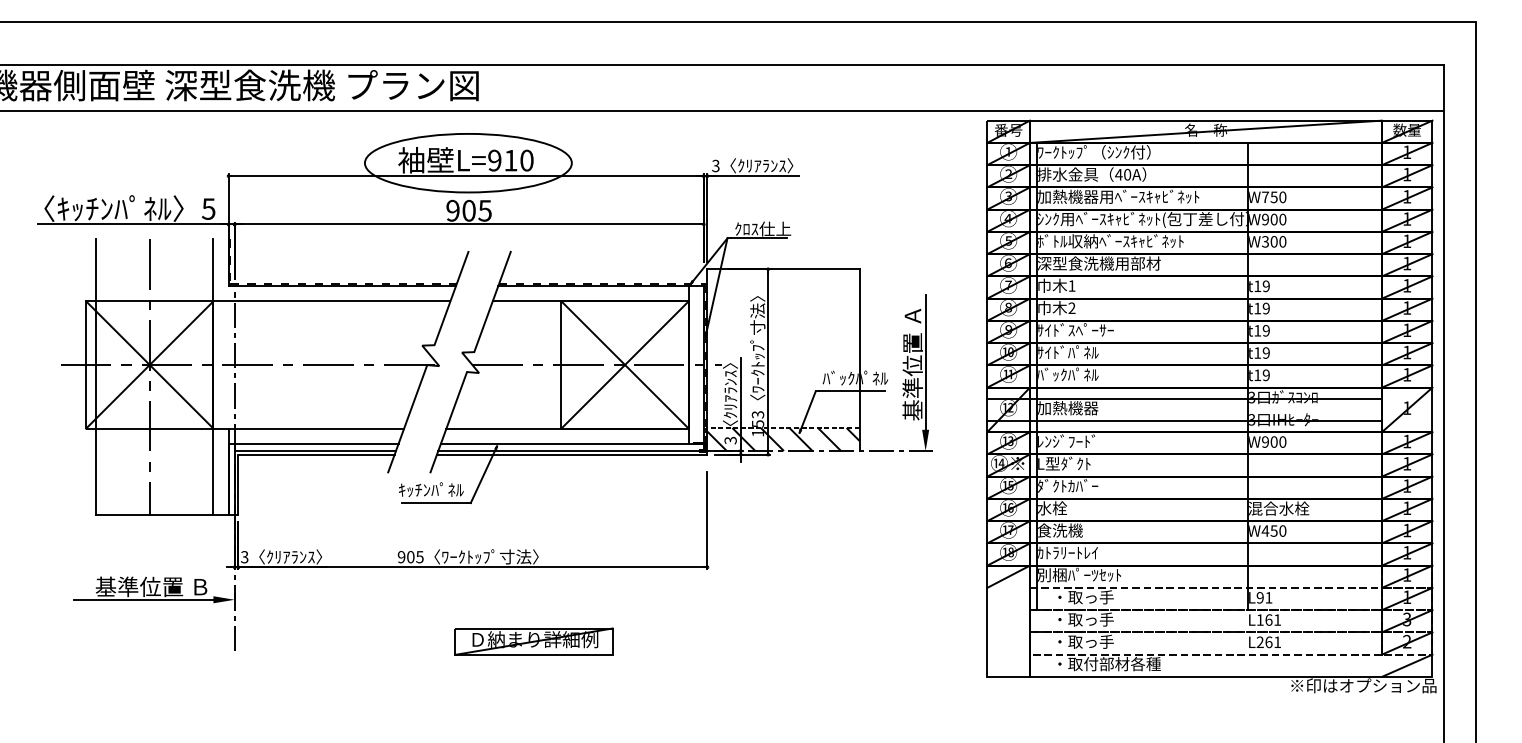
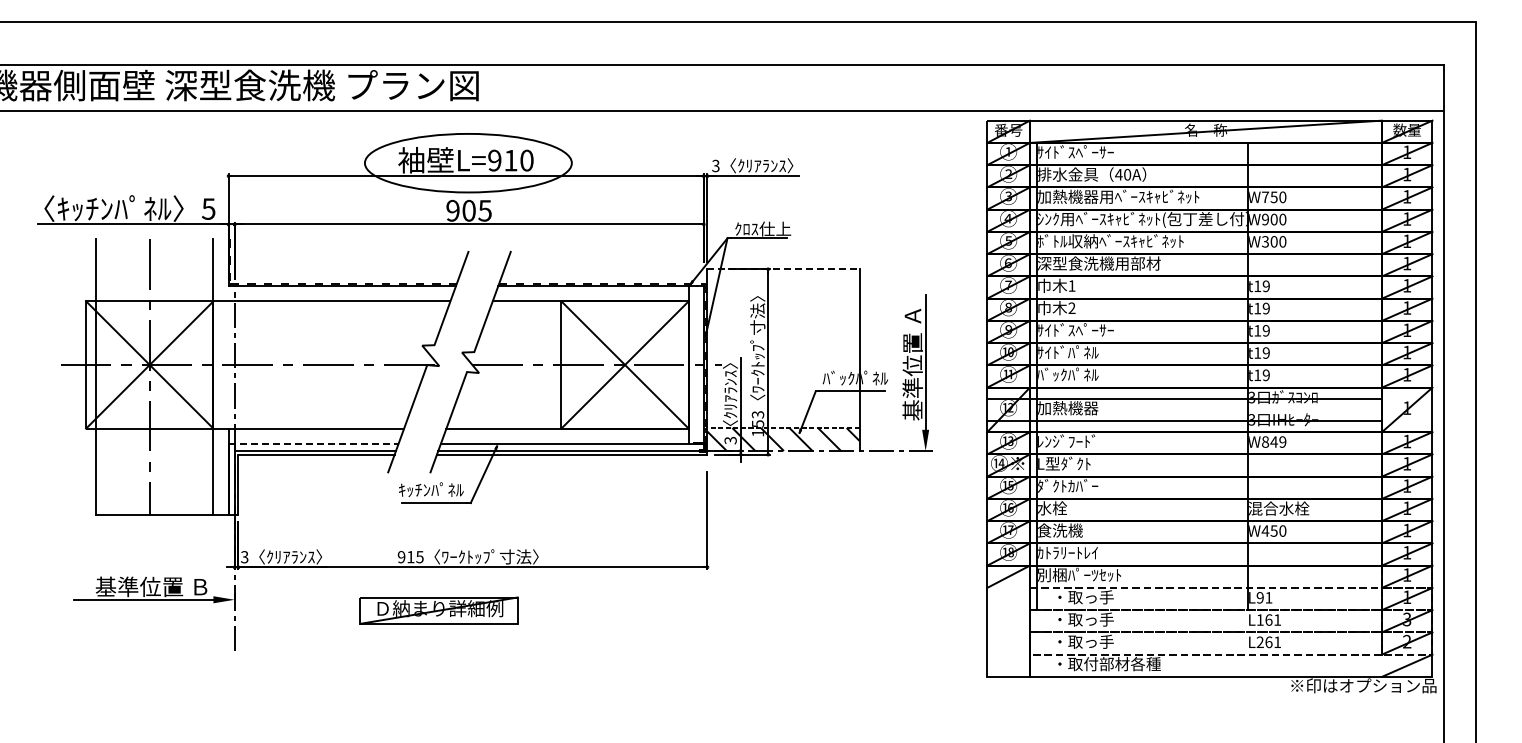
text: ﾜｰｸﾄｯﾌﾟ（ｼﾝｸ付） -> ｻｲﾄﾞｽﾍﾟｰｻｰ (1094, 152)
line: solid -> dashed (784, 269)
text: W900 -> W849 (1274, 441)
line: solid -> dashed (314, 443)
text: 905 -> 915 (410, 557)
part position: (533, 641) -> (438, 610) (438, 610)
